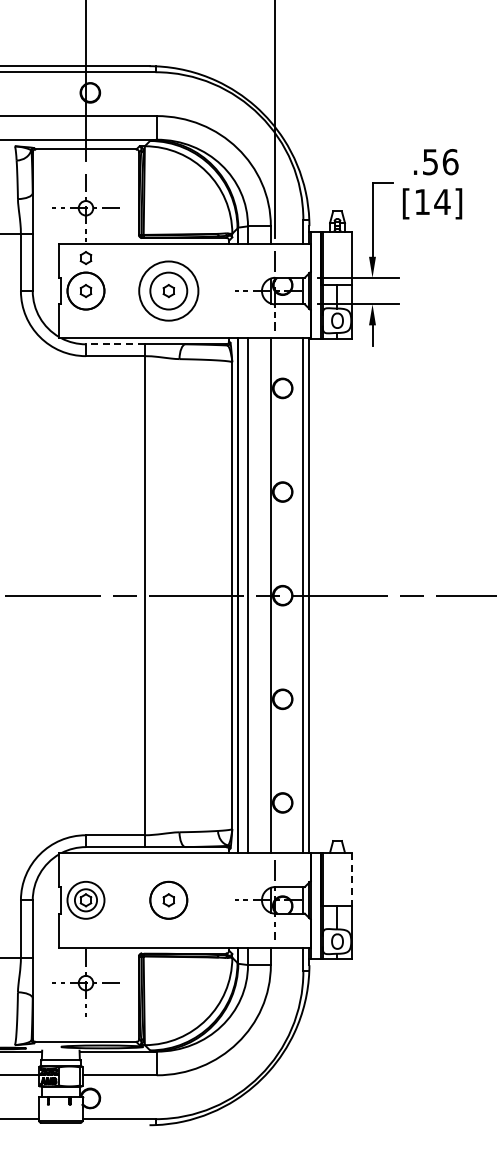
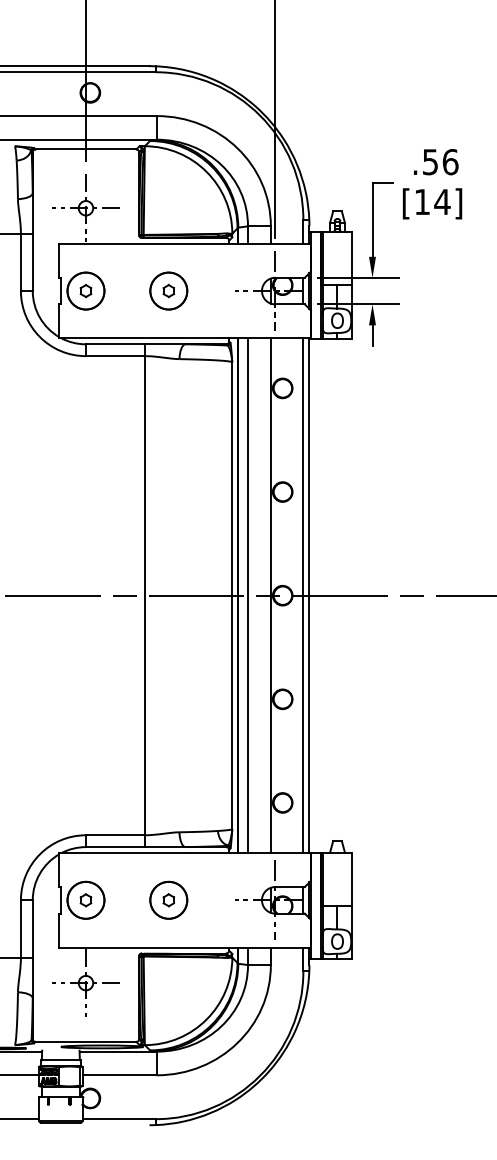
part: present -> none (85, 258)
circle diameter: 59 px -> 37 px (168, 290)
line: dashed -> solid (114, 344)
line: dashed -> solid (352, 879)
circle diameter: 22 px -> 37 px (85, 899)
